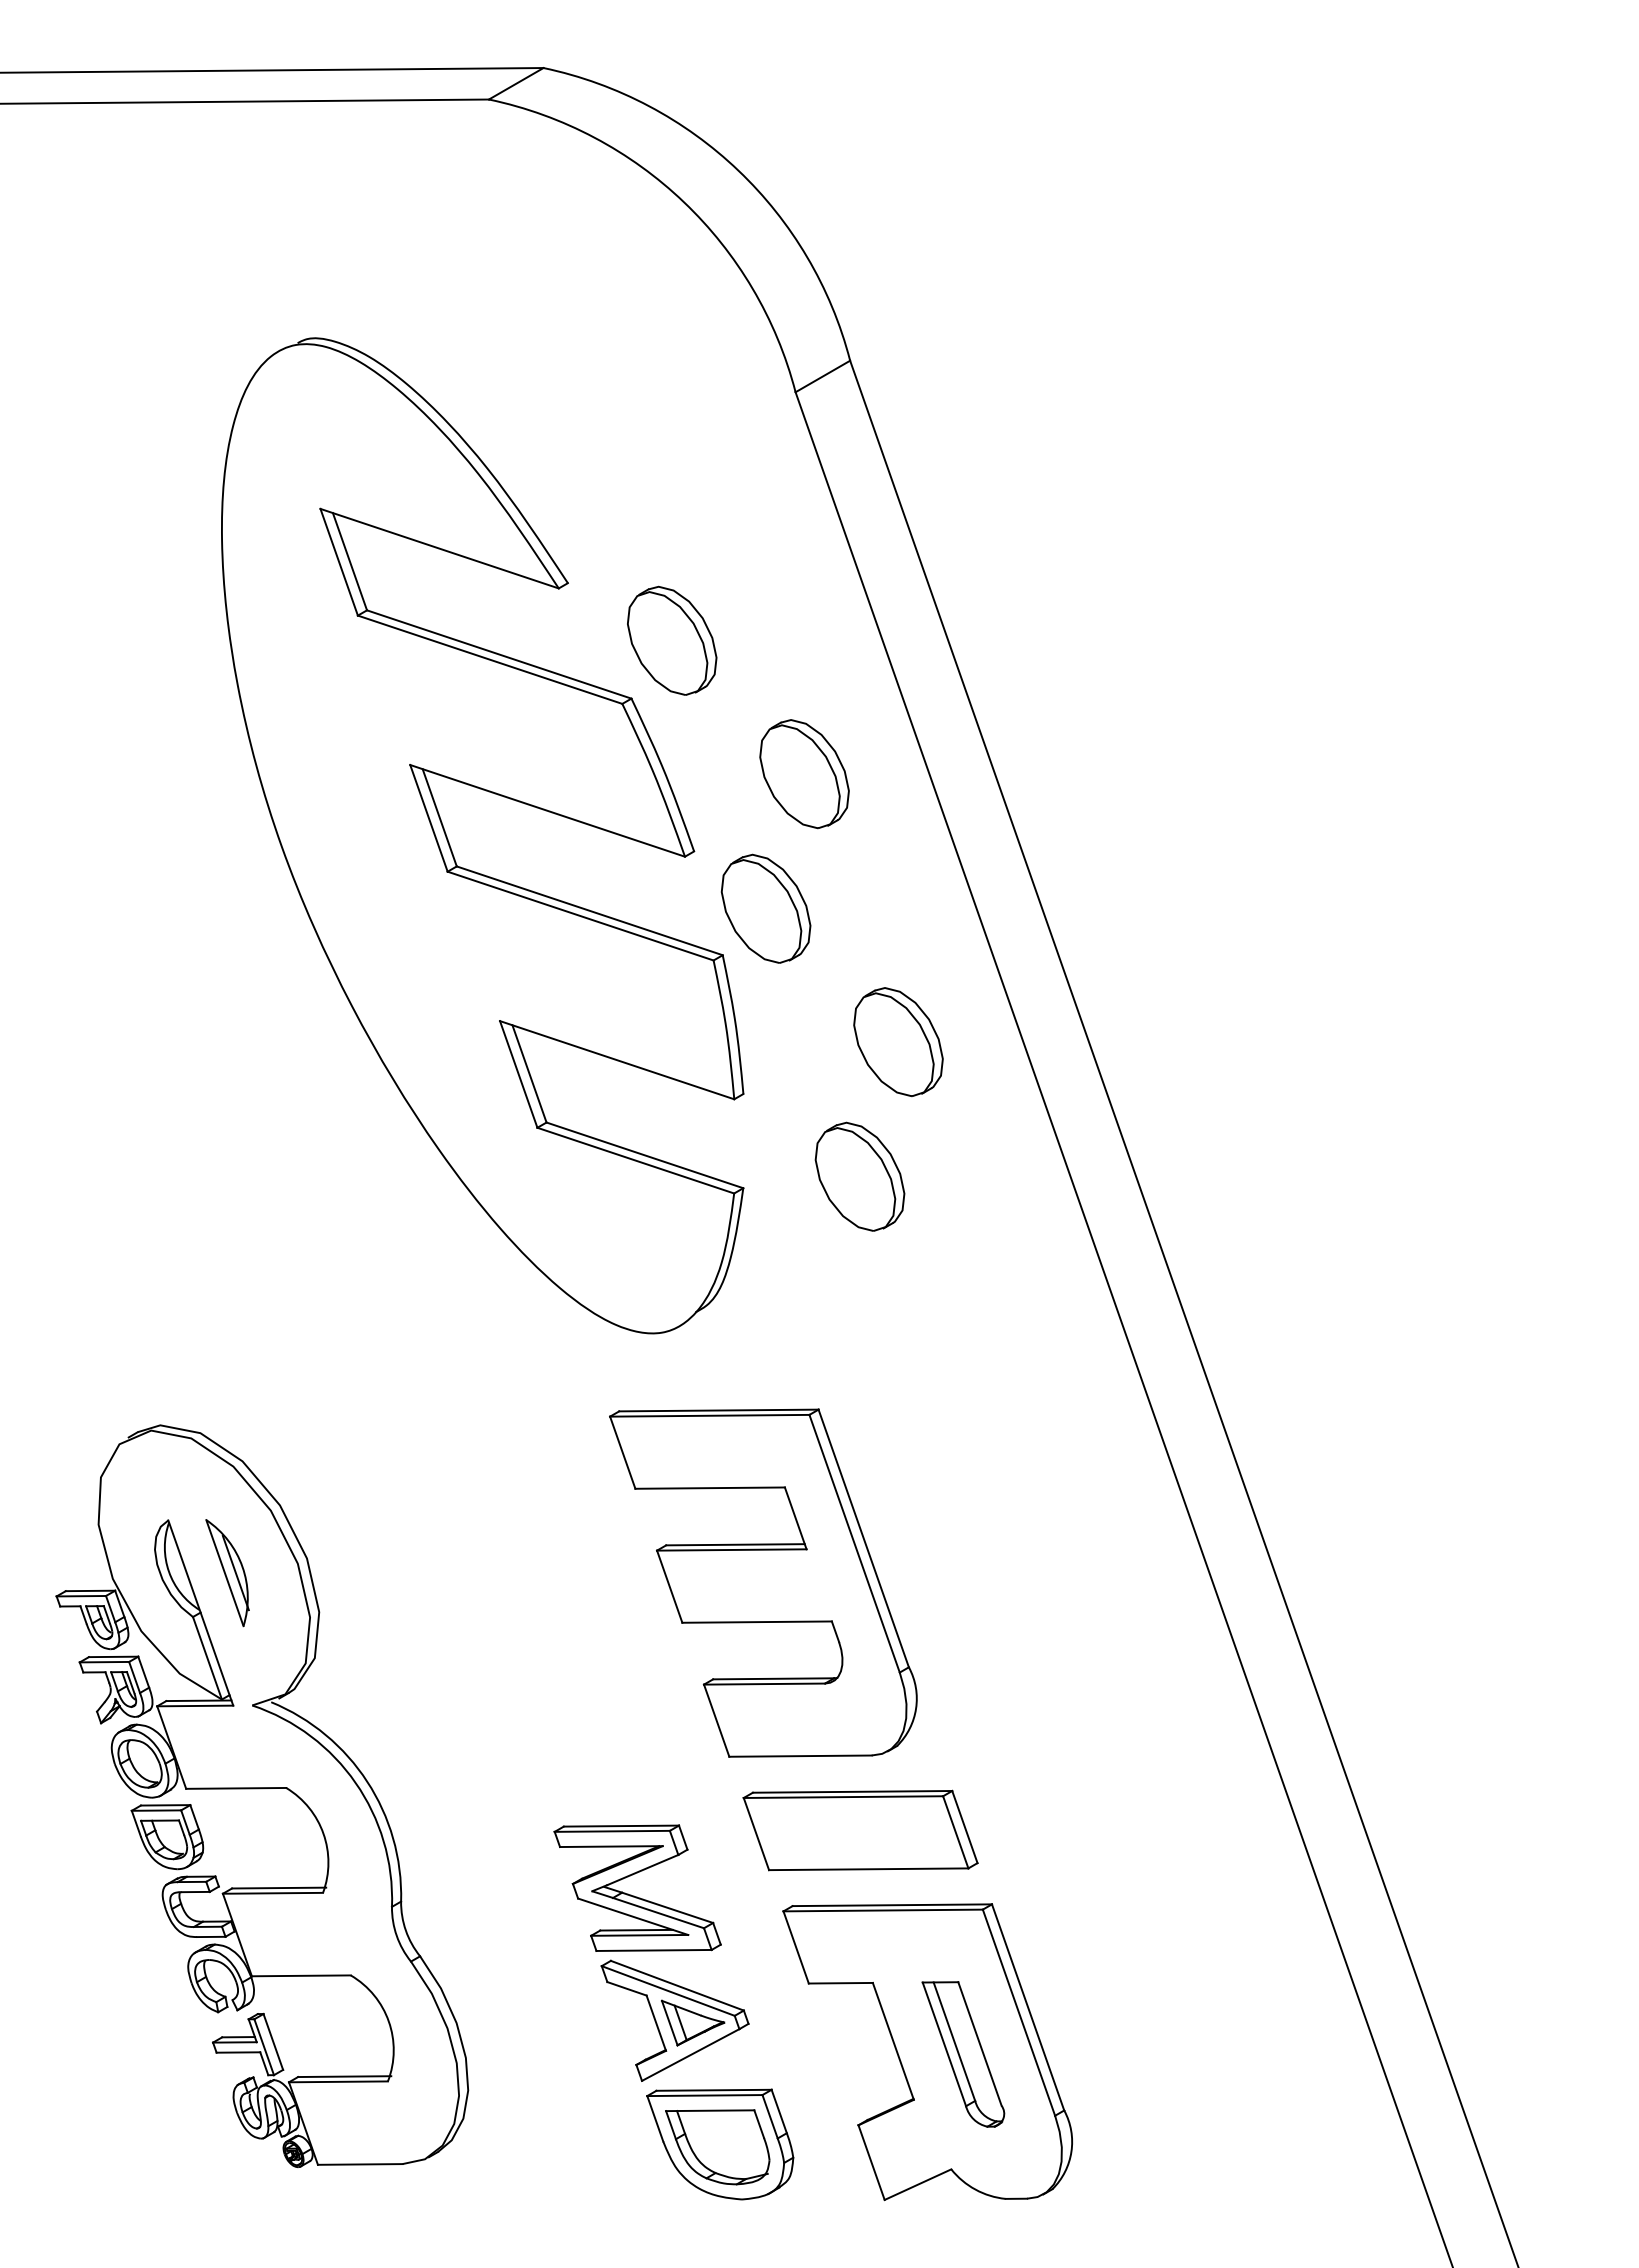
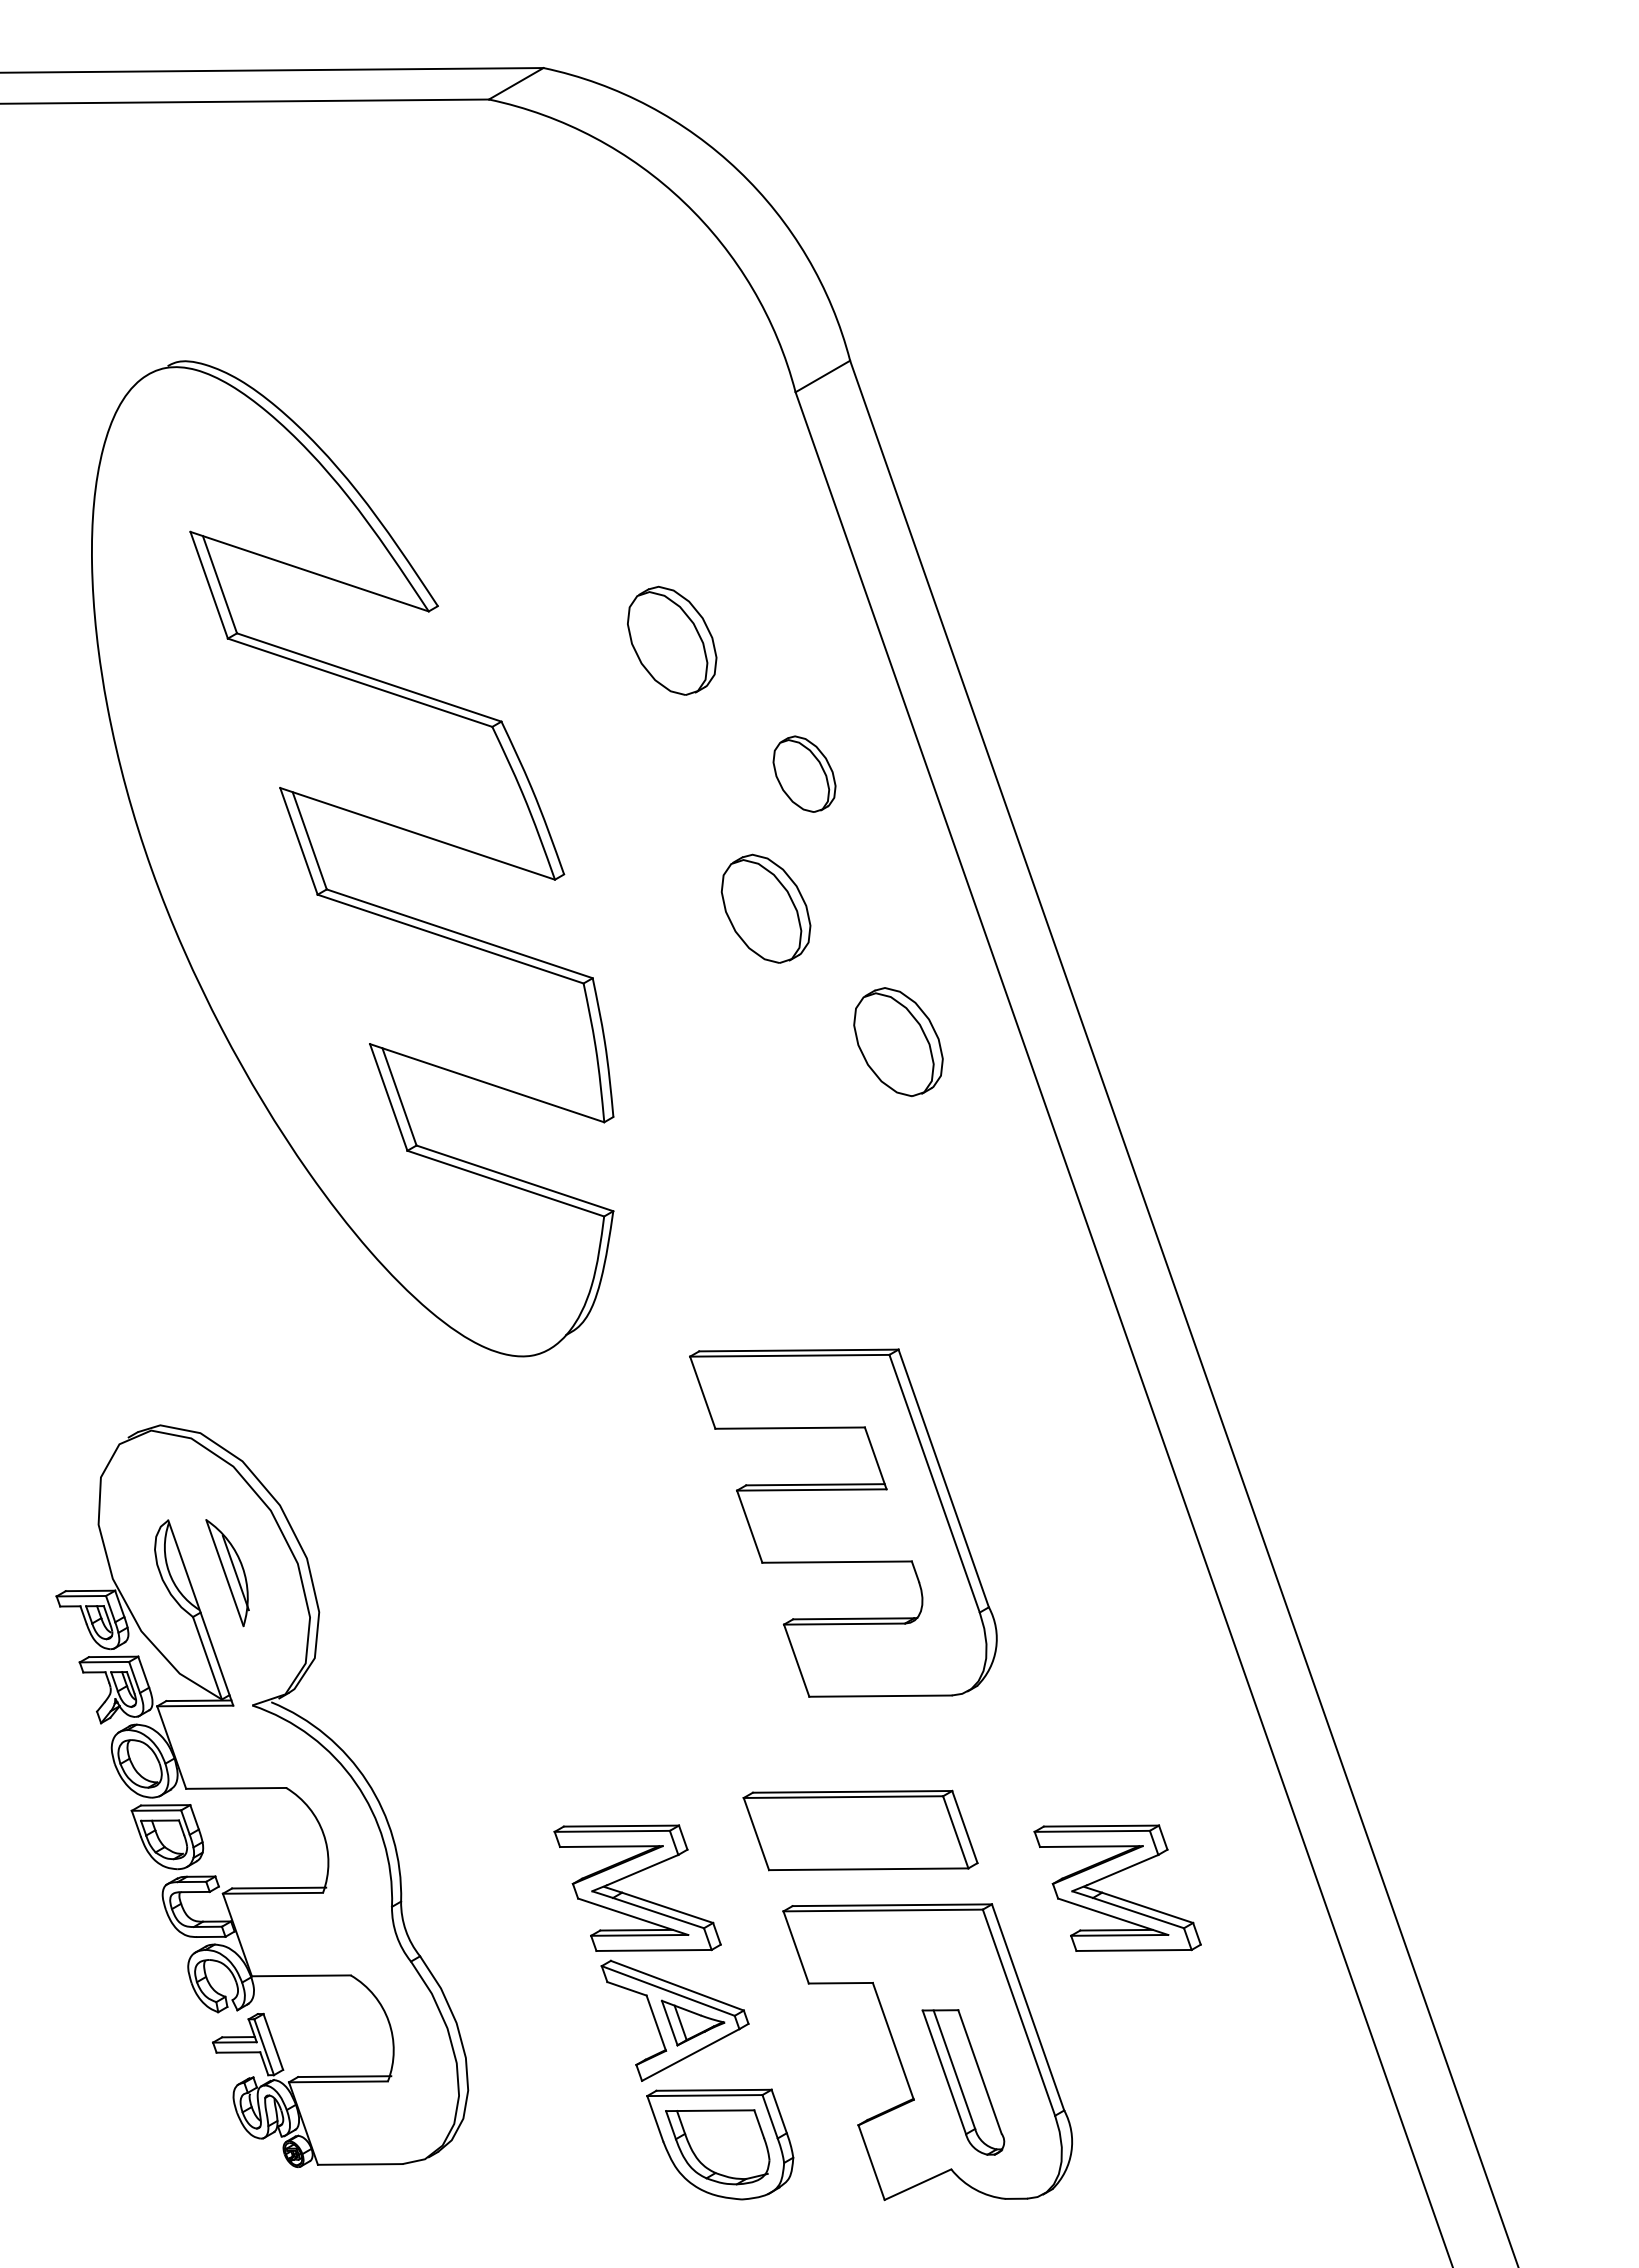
part size: 91x111 px -> 65x78 px (804, 773)
part position: (450, 844) -> (320, 867) (320, 867)
part: present -> none (859, 1176)
part position: (763, 1582) -> (843, 1522) (843, 1522)
part: none -> present (1114, 1895)
part position: (963, 2054) -> (963, 2082) (963, 2082)
